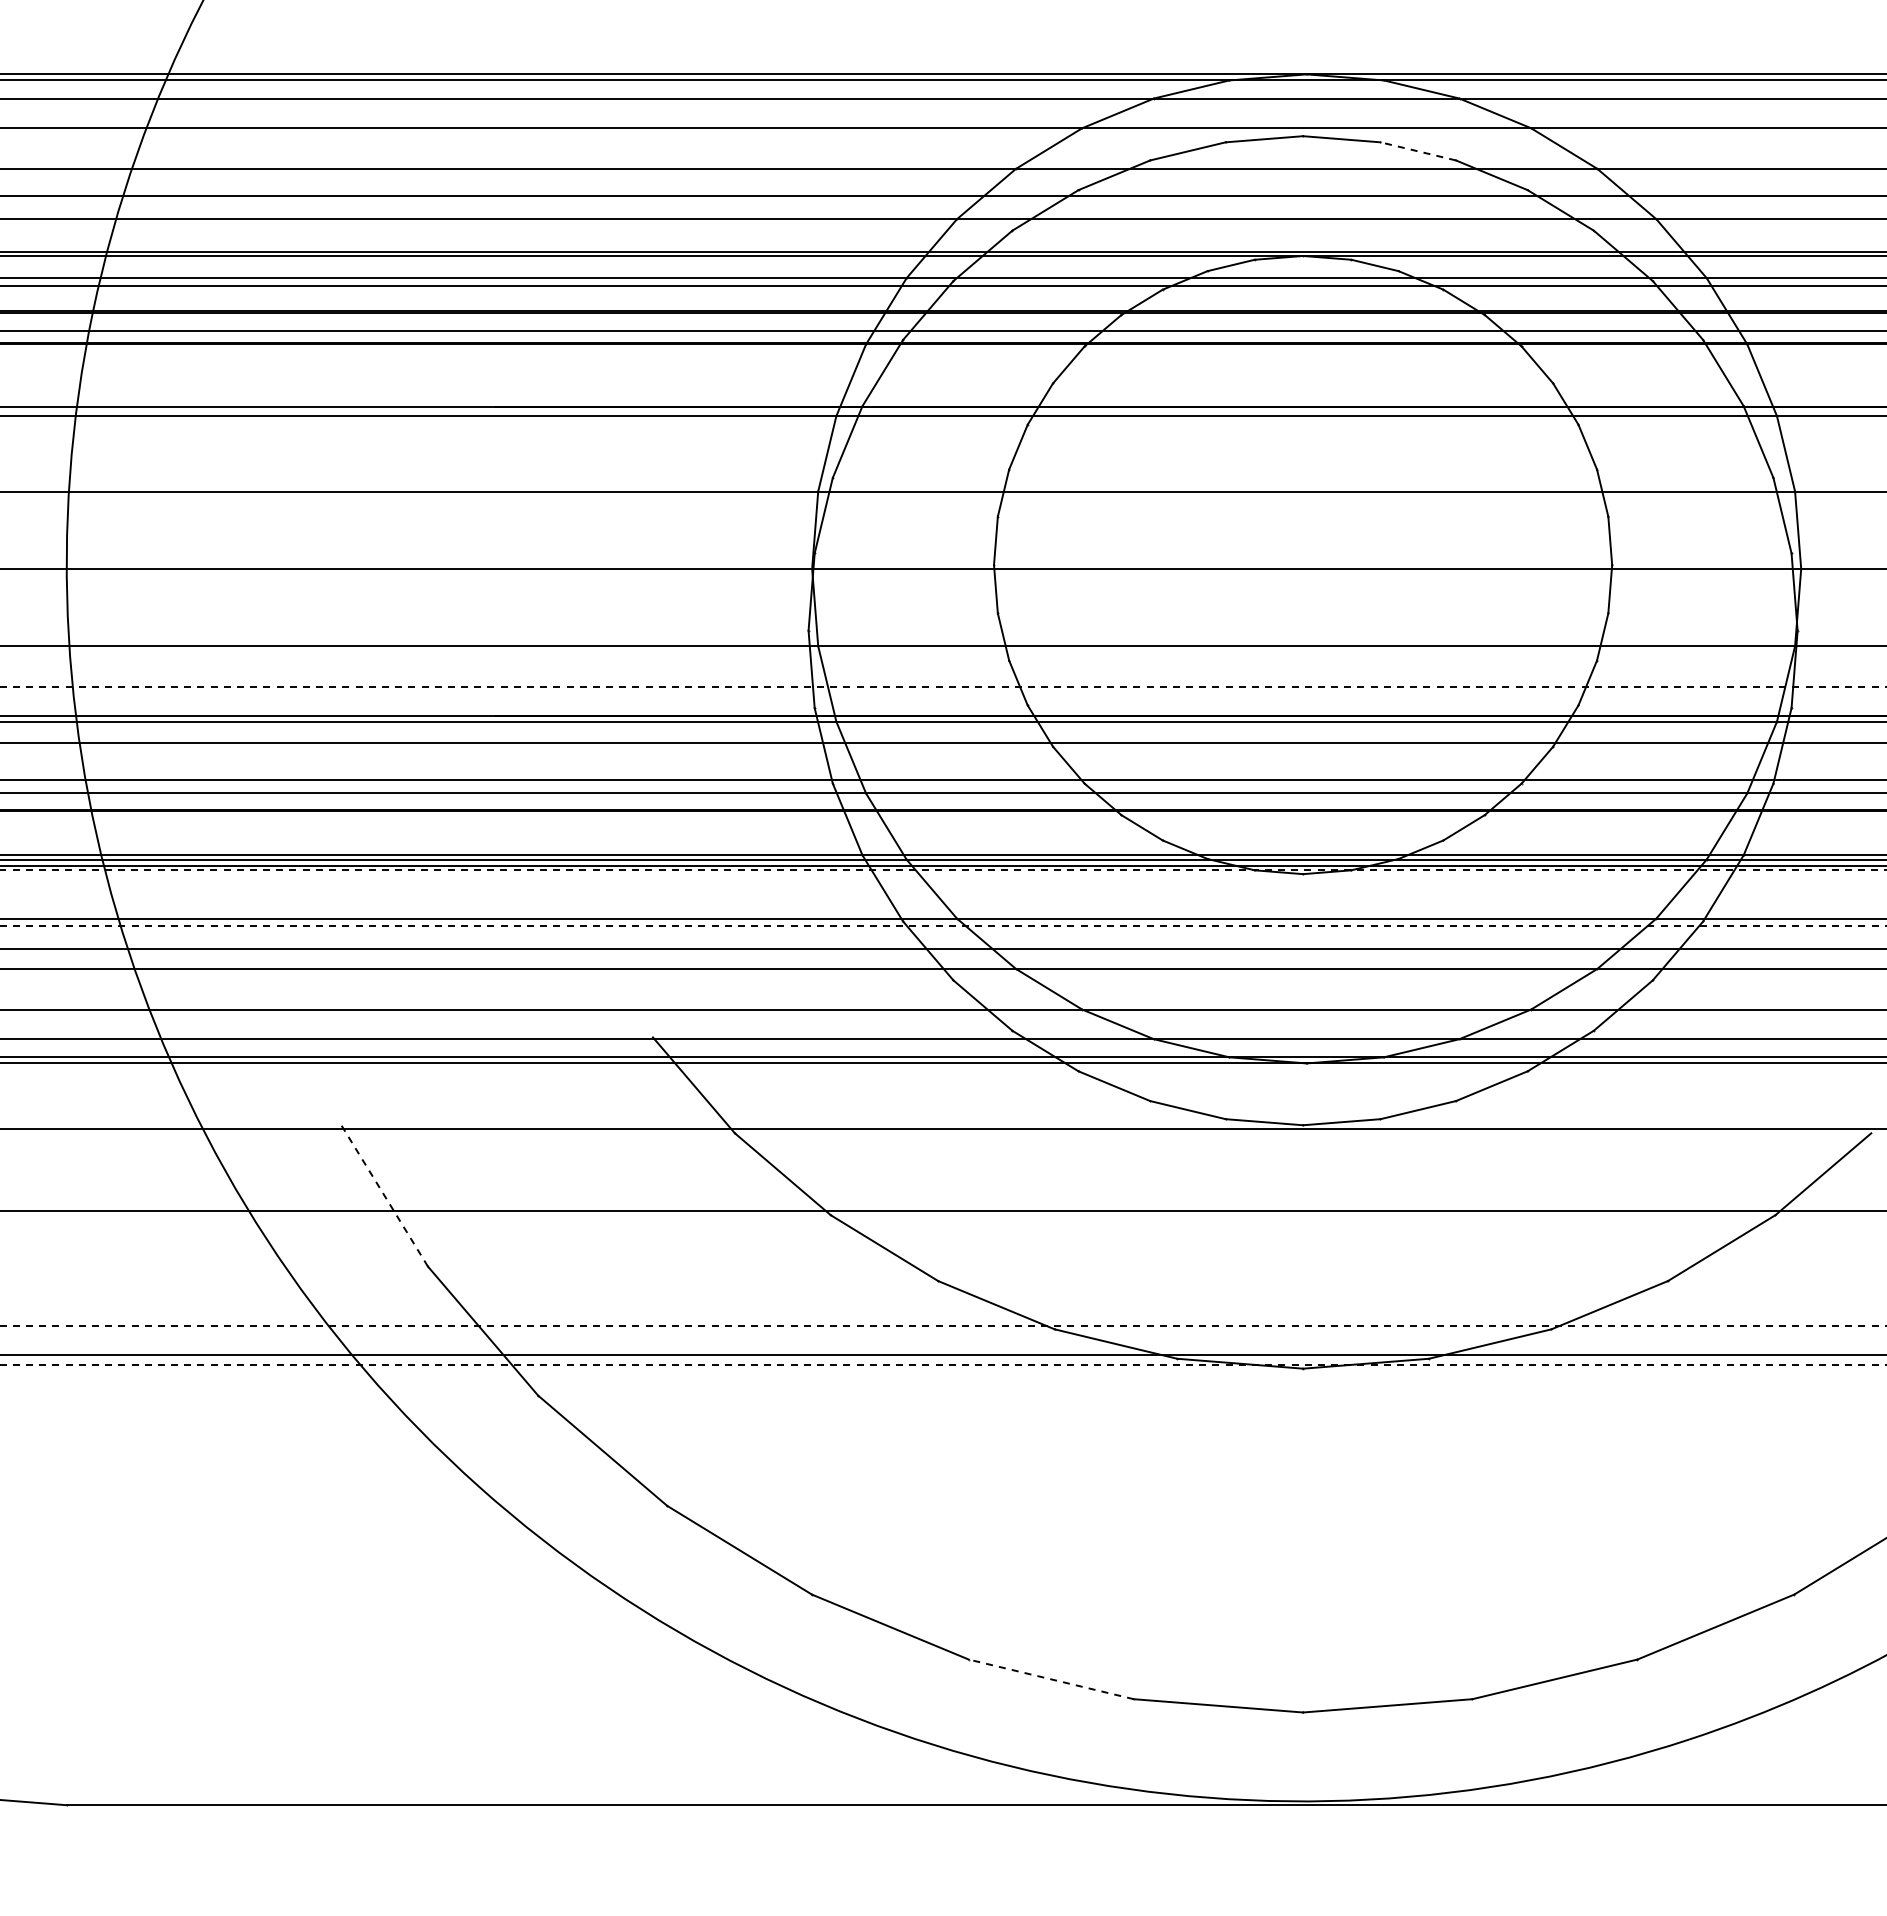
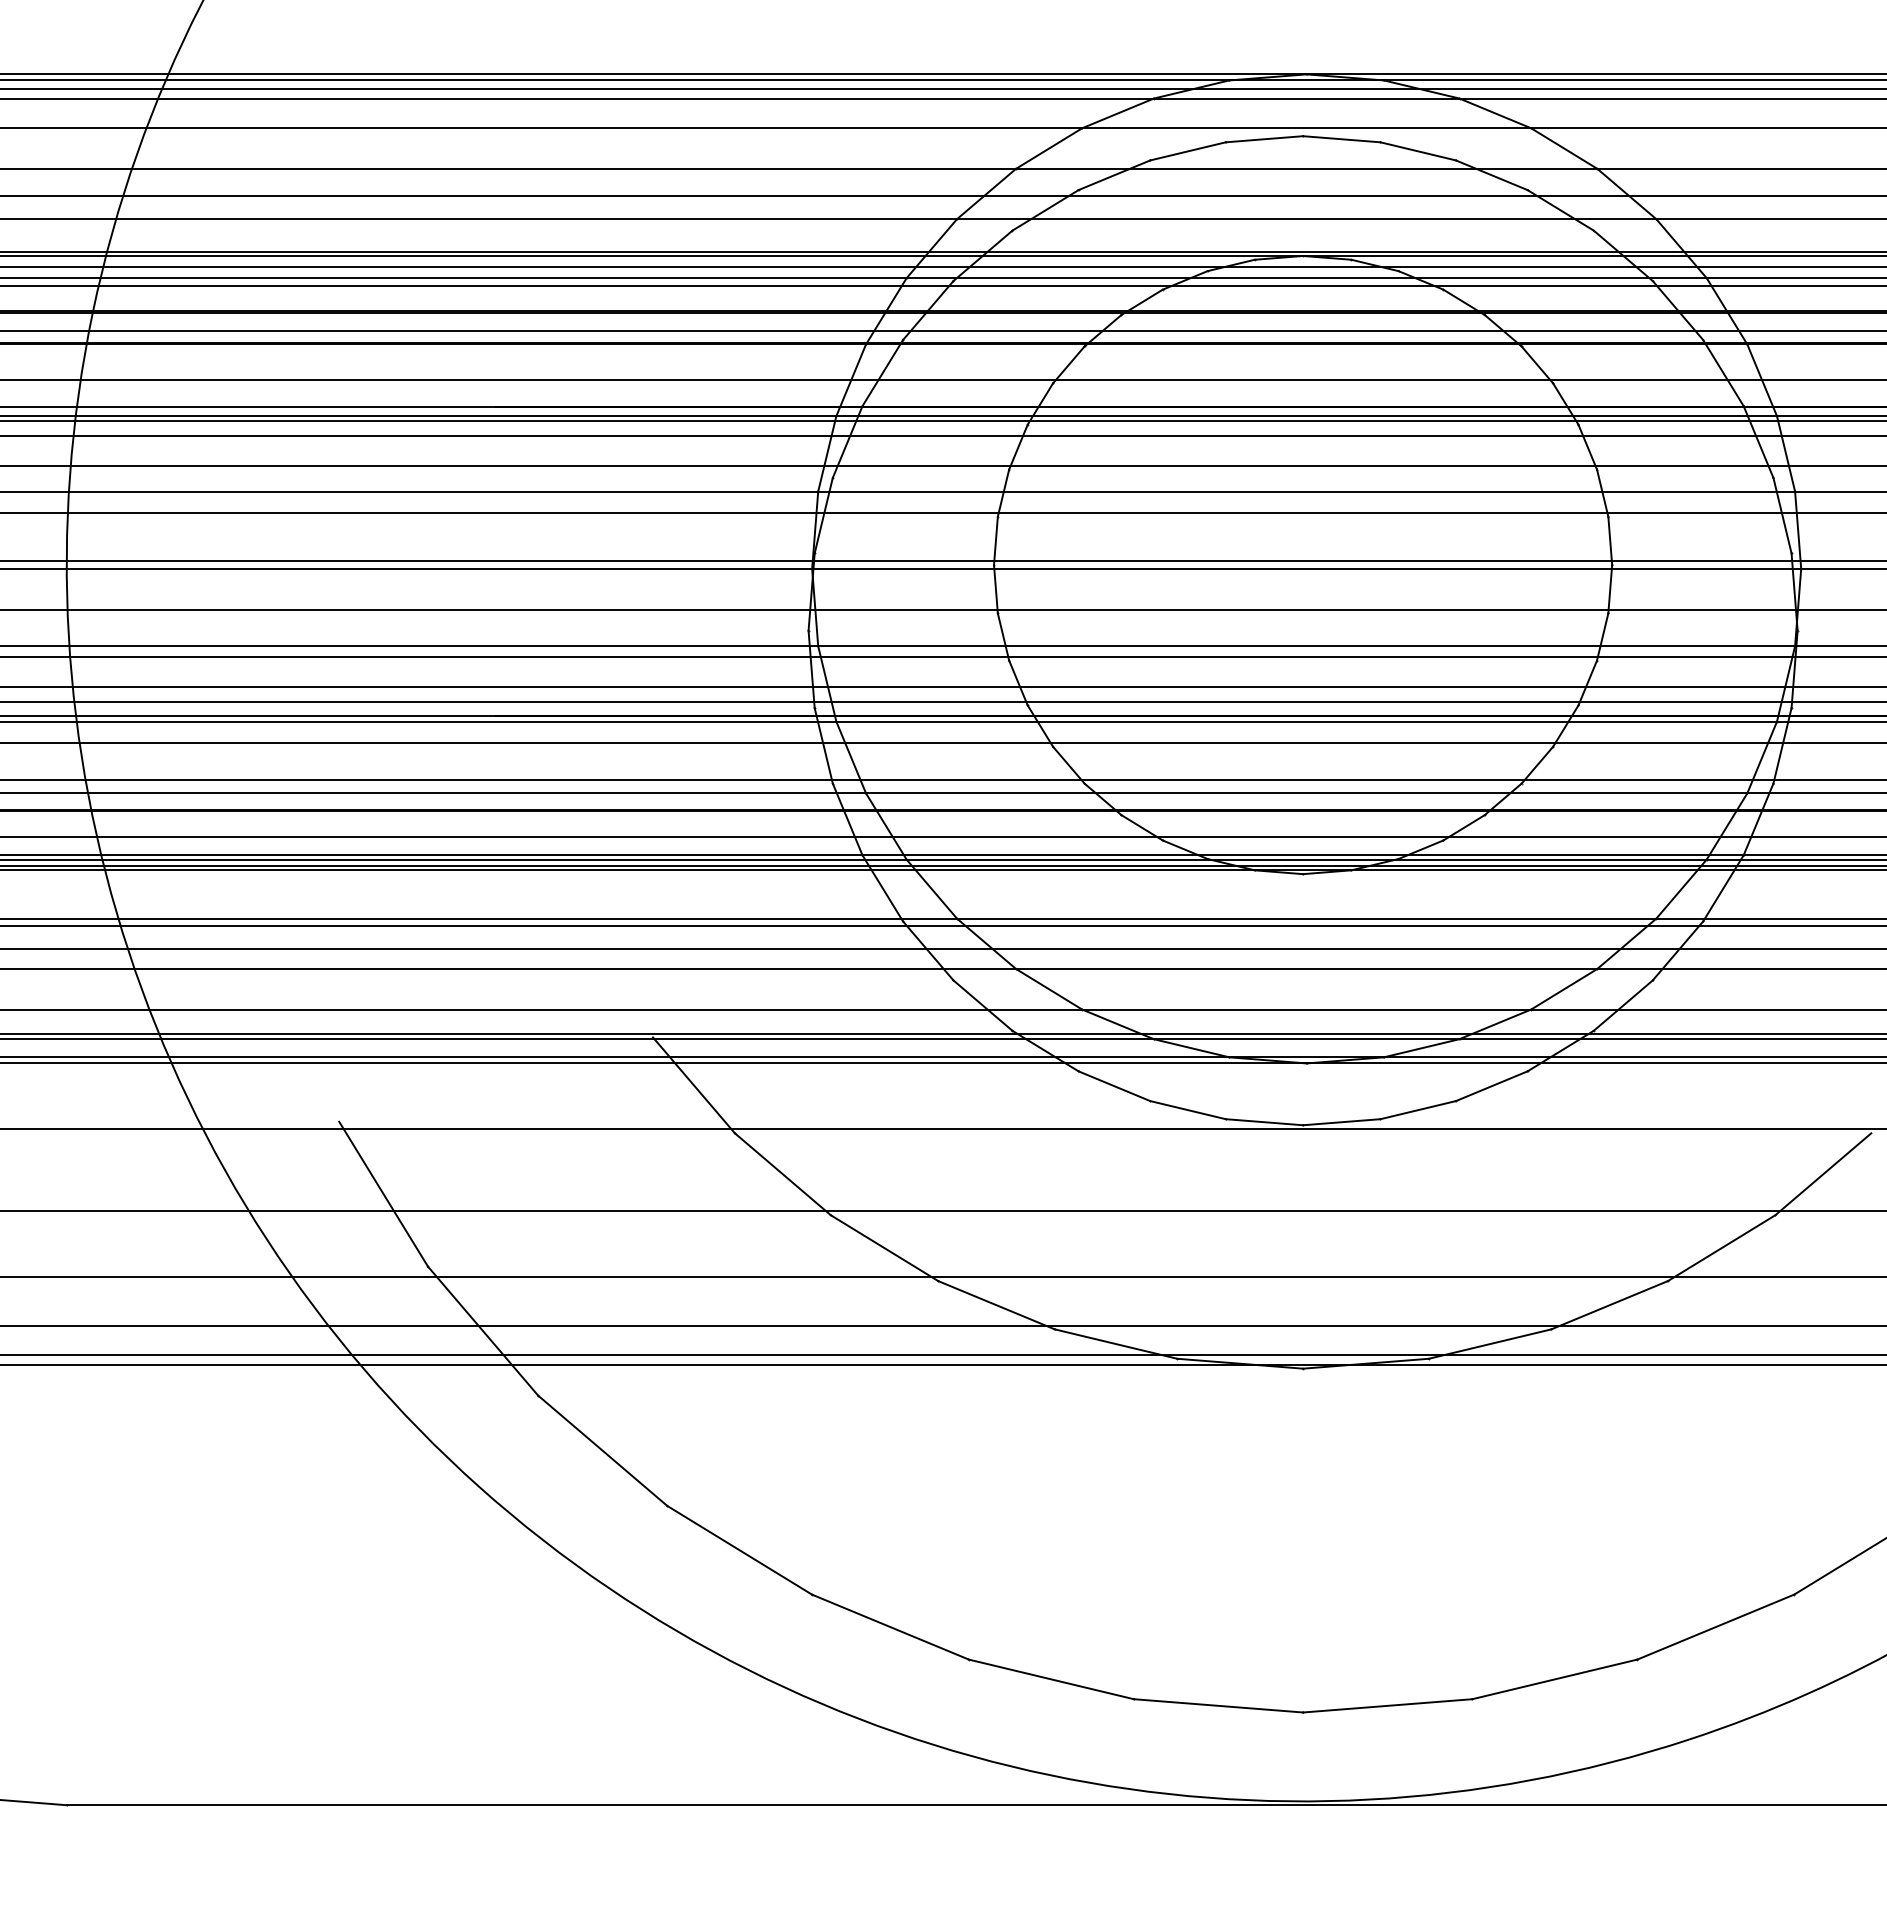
line: none -> present (942, 88)
line: dashed -> solid (1418, 151)
line: none -> present (942, 267)
line: none -> present (942, 379)
line: none -> present (942, 420)
line: none -> present (942, 435)
line: none -> present (942, 465)
line: none -> present (942, 512)
line: none -> present (942, 561)
line: none -> present (942, 609)
line: none -> present (942, 656)
line: dashed -> solid (943, 686)
line: none -> present (942, 701)
line: none -> present (942, 836)
line: dashed -> solid (943, 870)
line: dashed -> solid (943, 926)
line: none -> present (942, 1033)
line: dashed -> solid (383, 1194)
line: none -> present (942, 1277)
line: dashed -> solid (943, 1325)
line: dashed -> solid (943, 1364)
line: dashed -> solid (1051, 1679)
